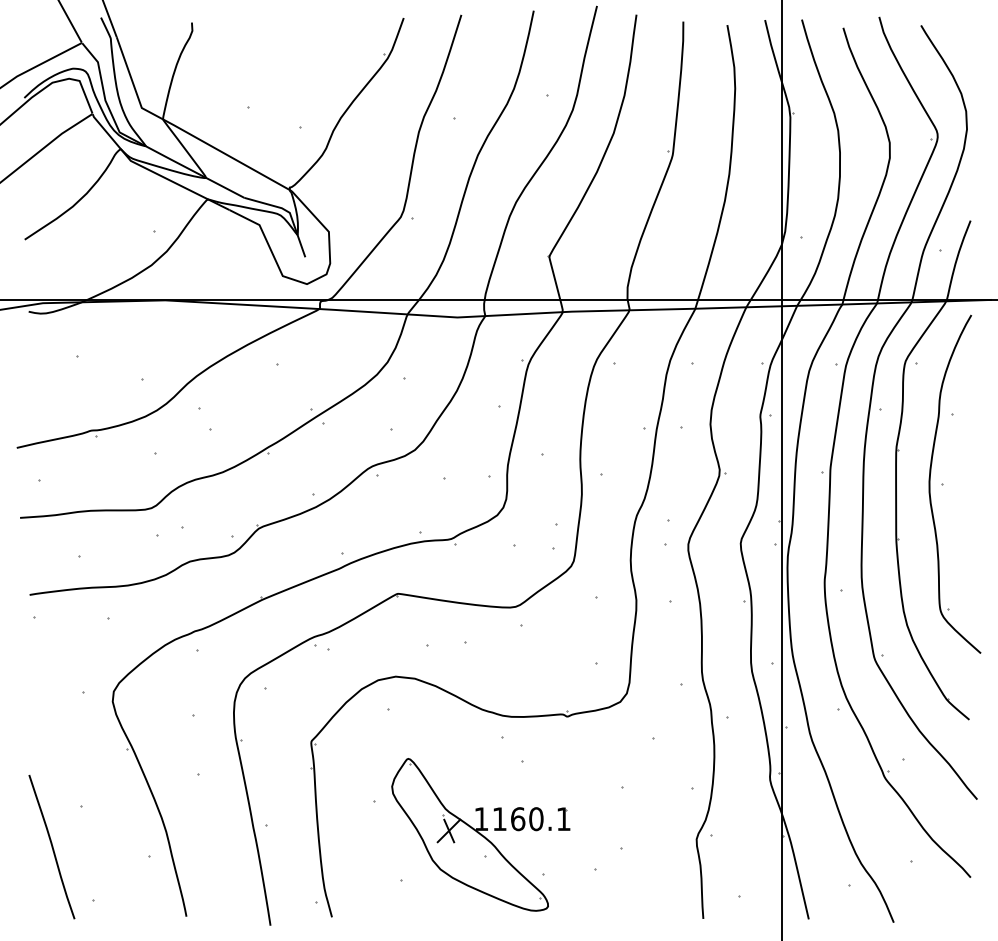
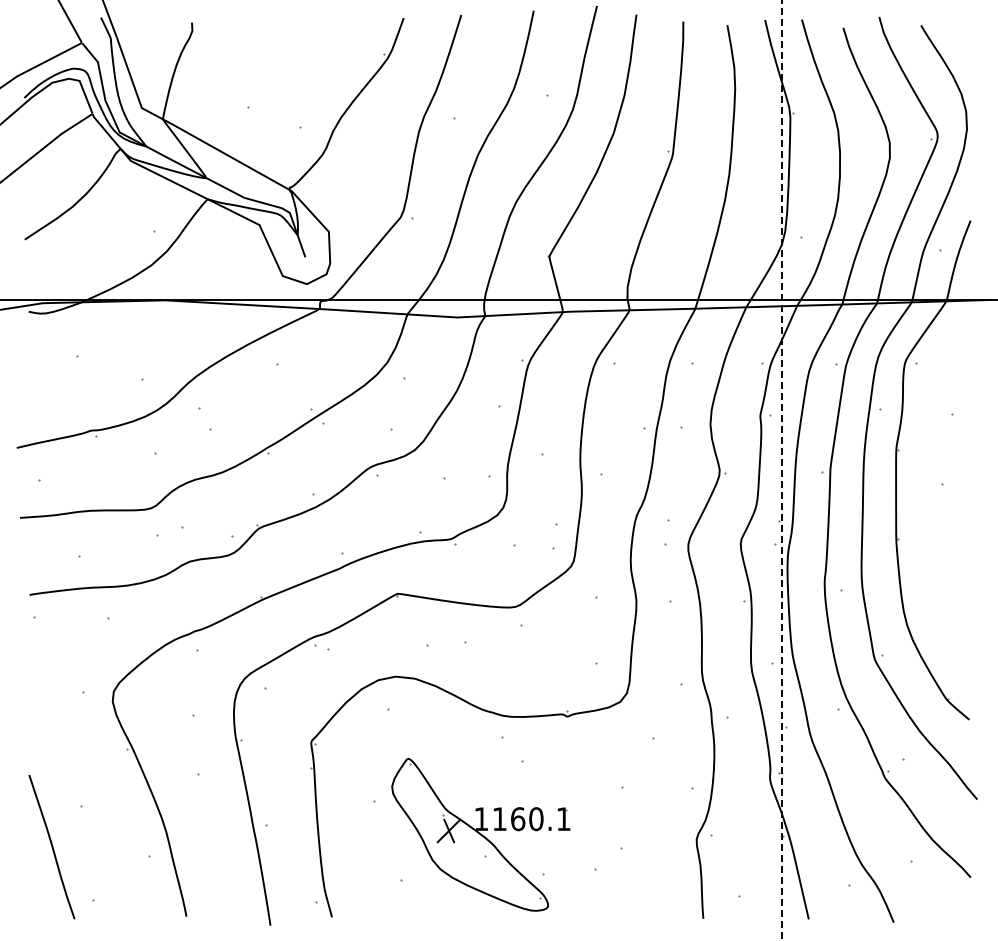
line: solid -> dashed (782, 470)
part: present -> none (930, 483)
